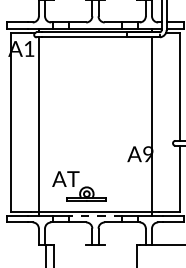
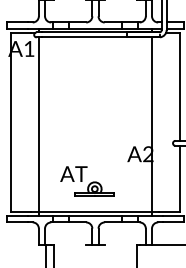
text: A9 -> A2 (148, 155)
part position: (79, 186) -> (87, 181) (87, 181)
line: dashed -> solid (95, 216)
